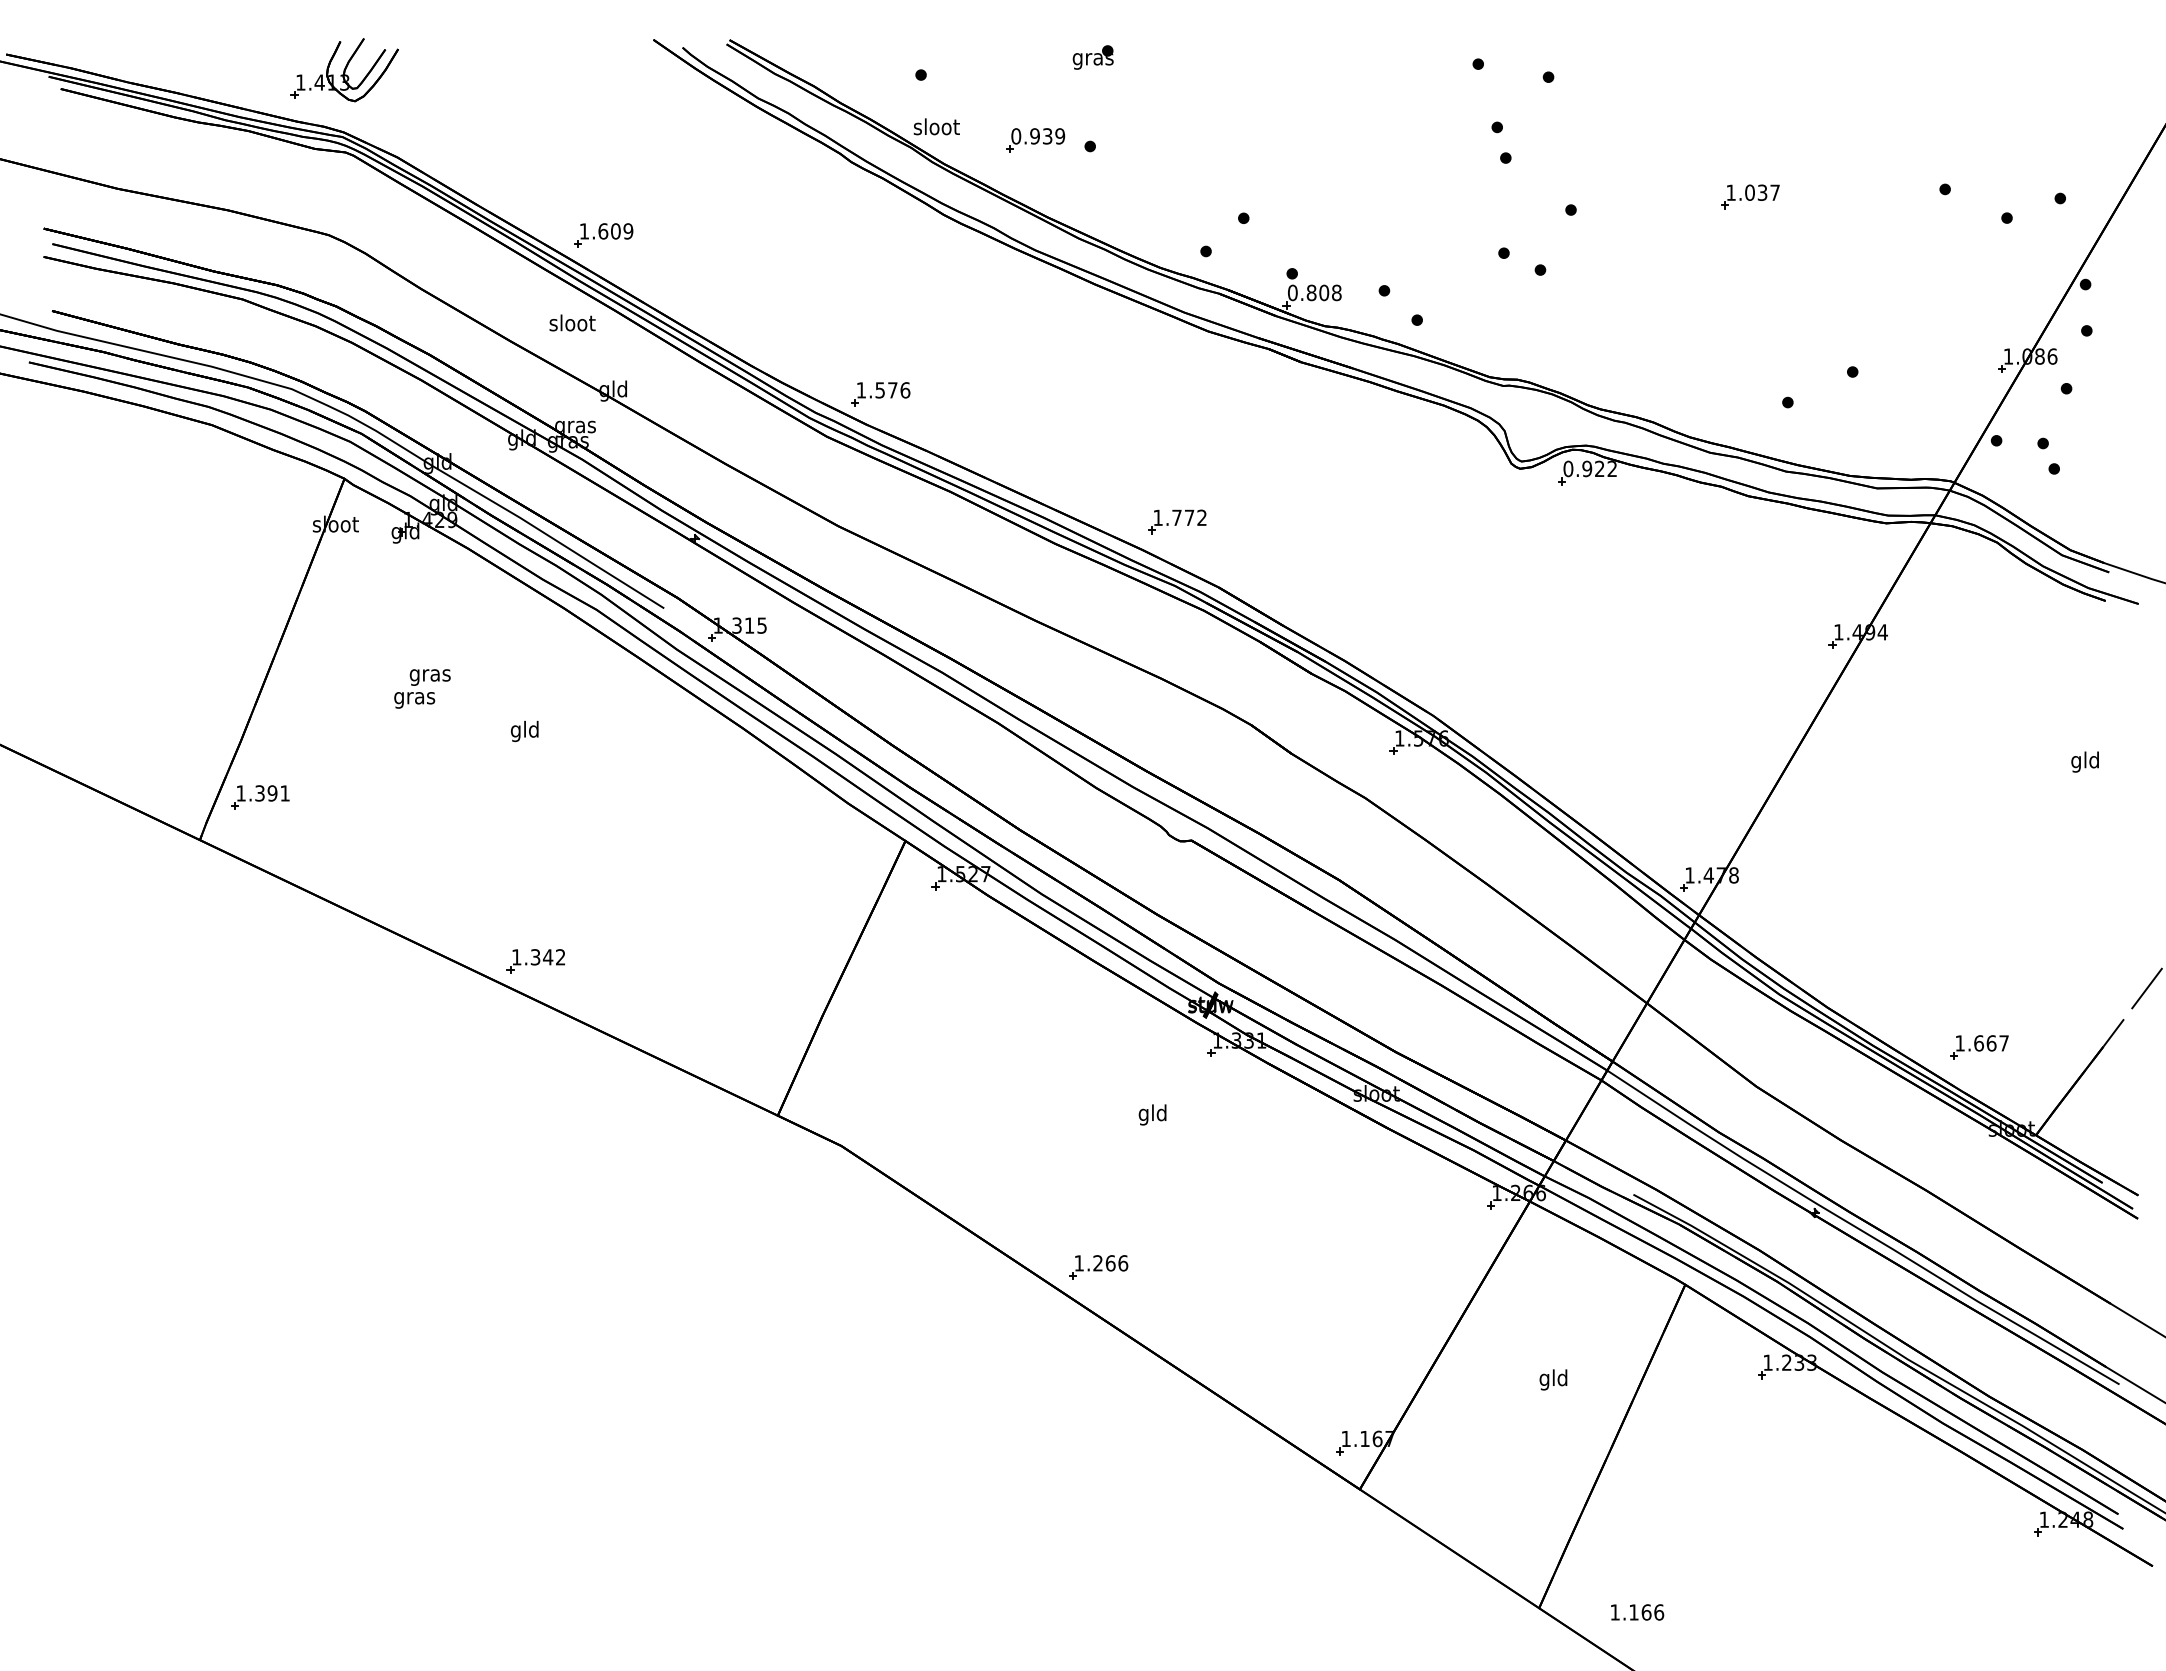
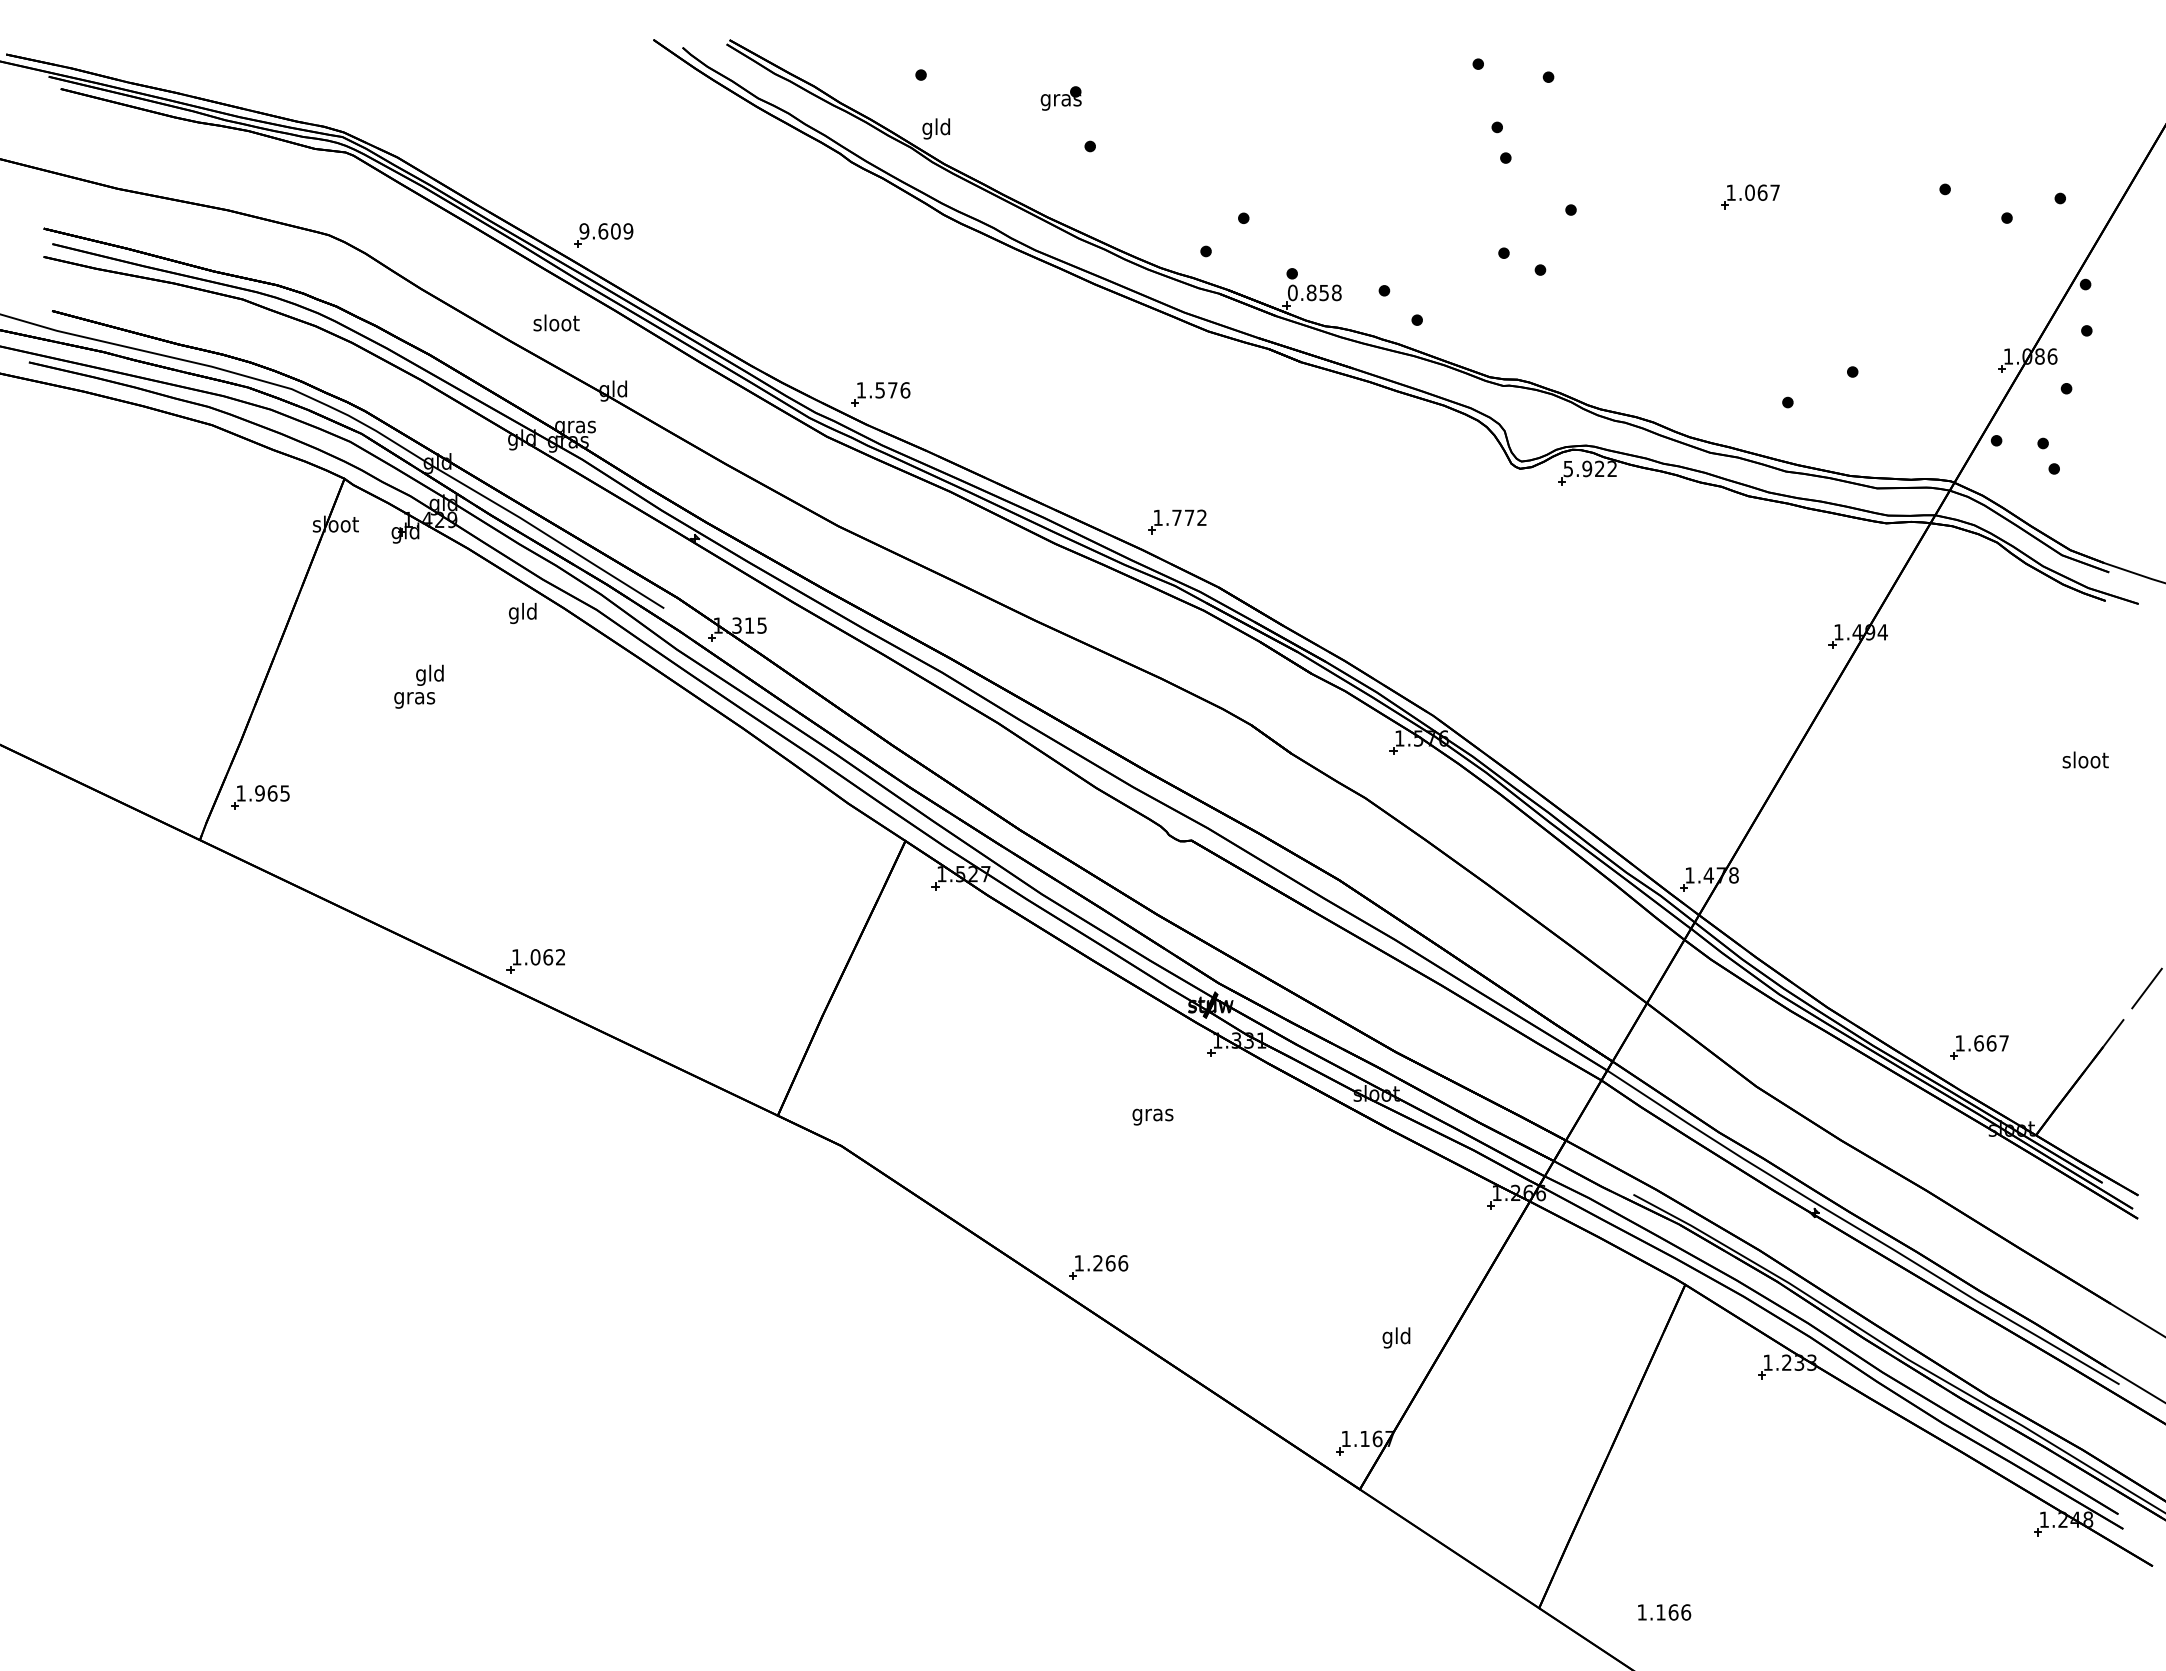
part position: (1092, 57) -> (1060, 98) (1060, 98)
part: present -> none (344, 70)
text: sloot -> gld (936, 128)
part: present -> none (1035, 140)
text: 1.037 -> 1.067 (1762, 192)
text: 1.609 -> 9.609 (584, 231)
text: 0.808 -> 0.858 (1324, 292)
text position: (572, 322) -> (556, 322) (556, 322)
text: 0.922 -> 5.922 (1568, 468)
text: gras -> gld (429, 674)
text position: (524, 730) -> (522, 612) (522, 612)
text: gld -> sloot (2085, 761)
text: 1.391 -> 1.965 (272, 793)
text: 1.342 -> 1.062 (541, 957)
text: gld -> gras (1152, 1114)
text position: (1553, 1379) -> (1396, 1337) (1396, 1337)
text position: (1637, 1612) -> (1664, 1612) (1664, 1612)
